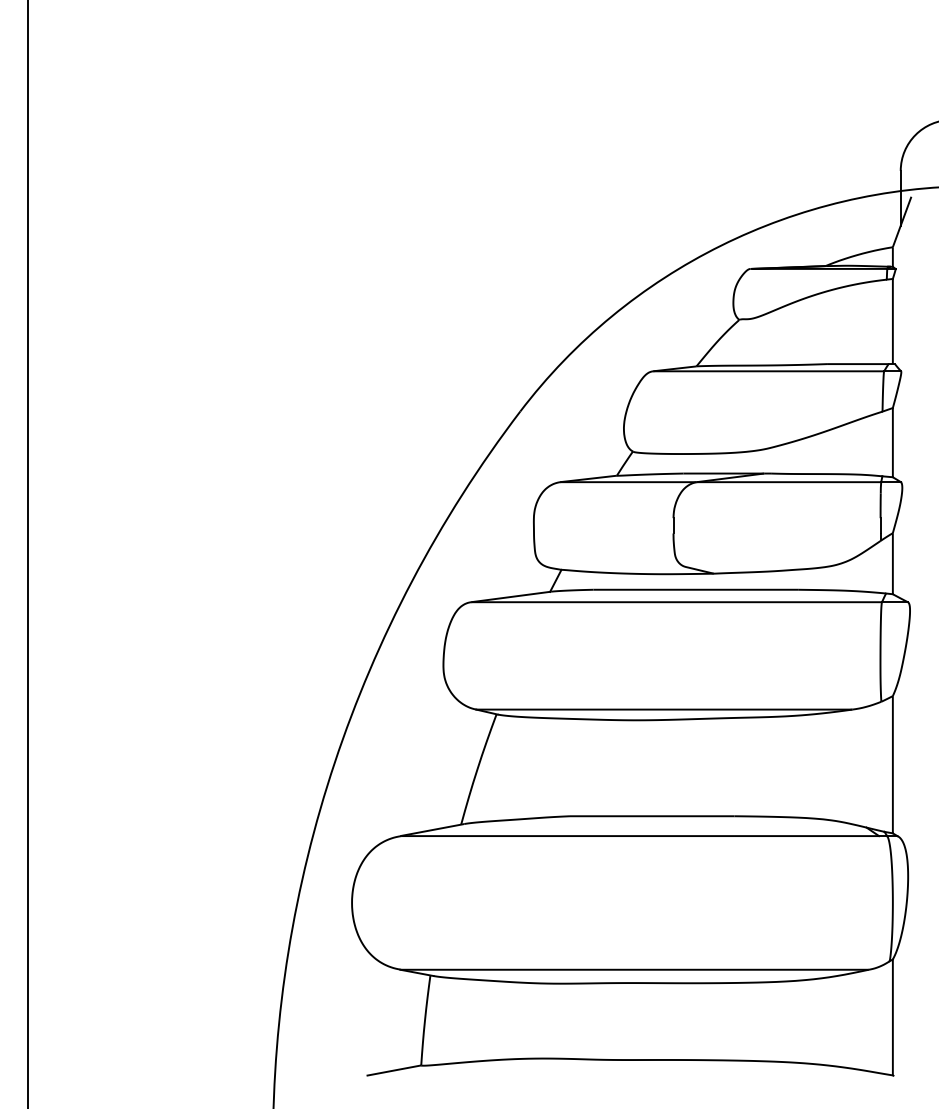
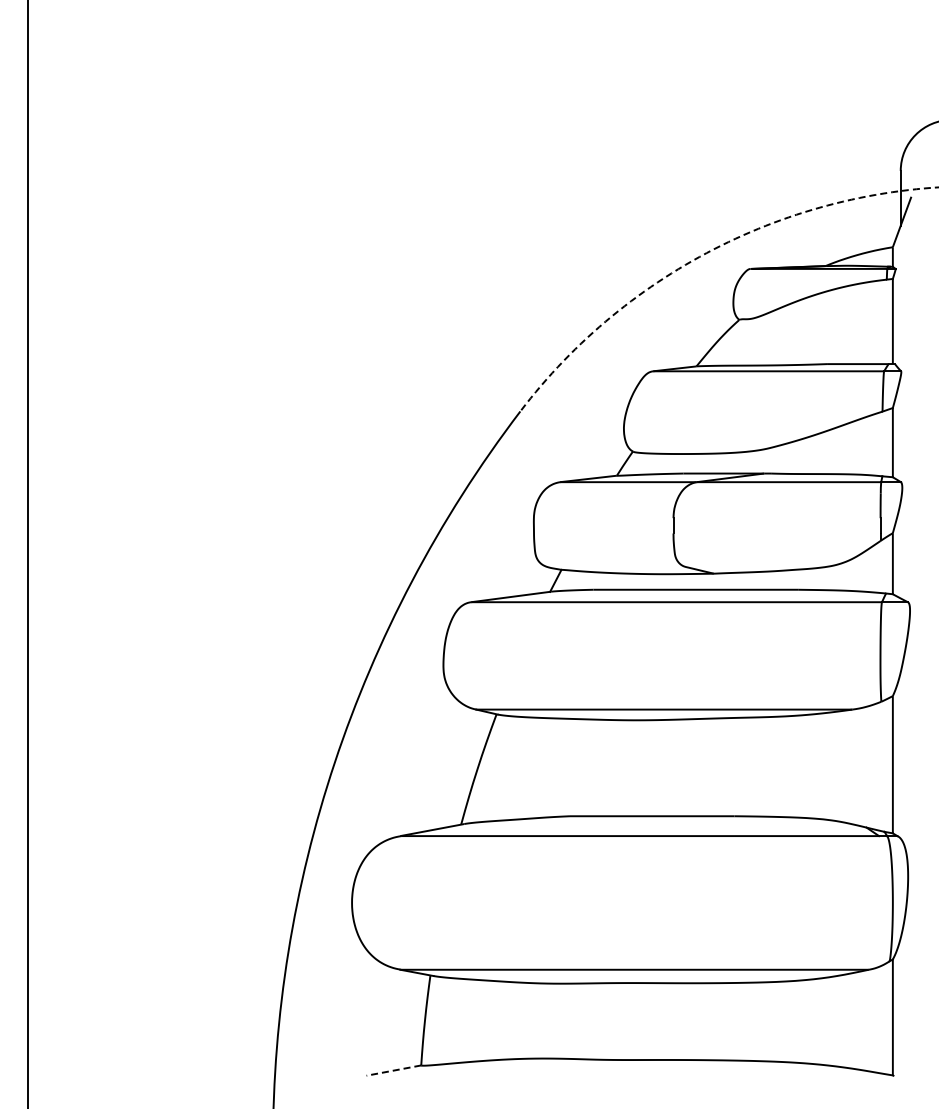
arc: solid -> dashed (705, 253)
line: solid -> dashed (394, 1070)
